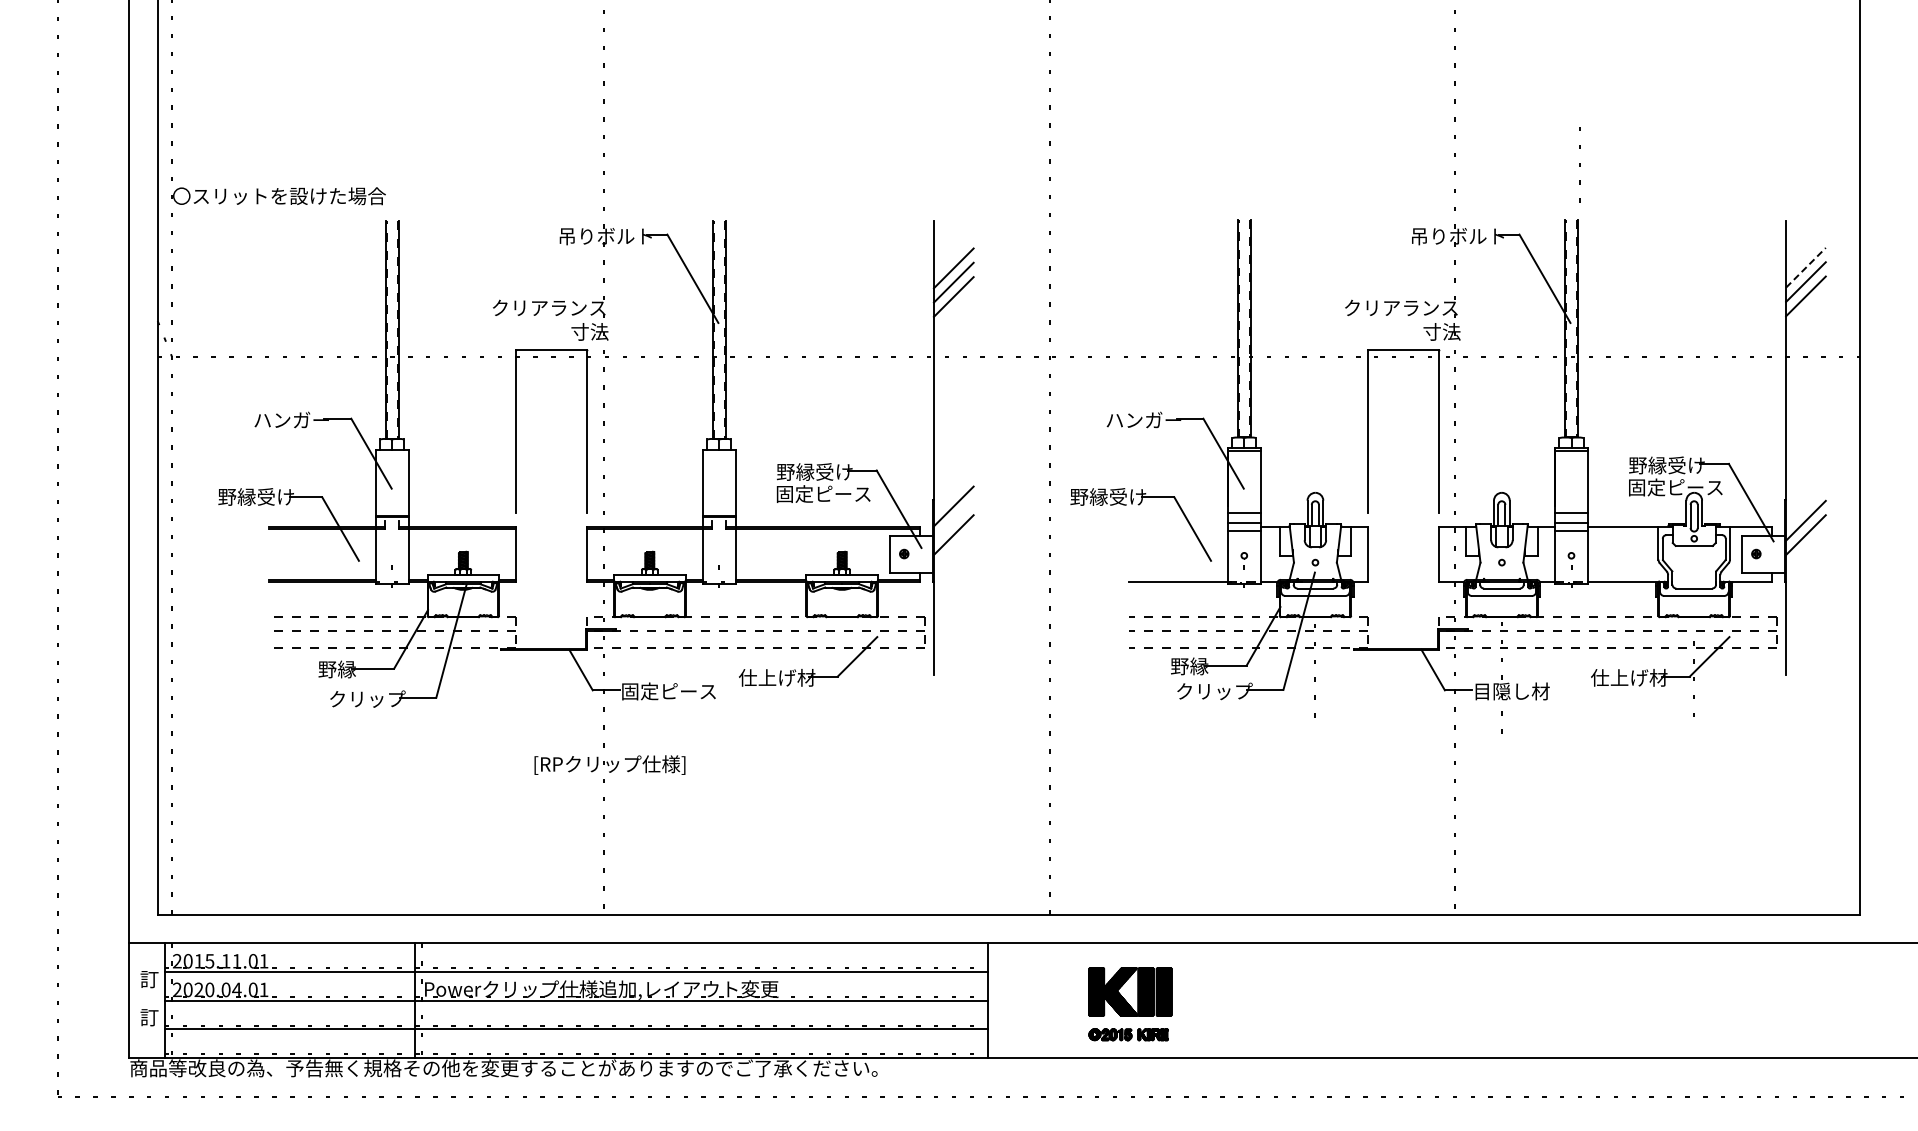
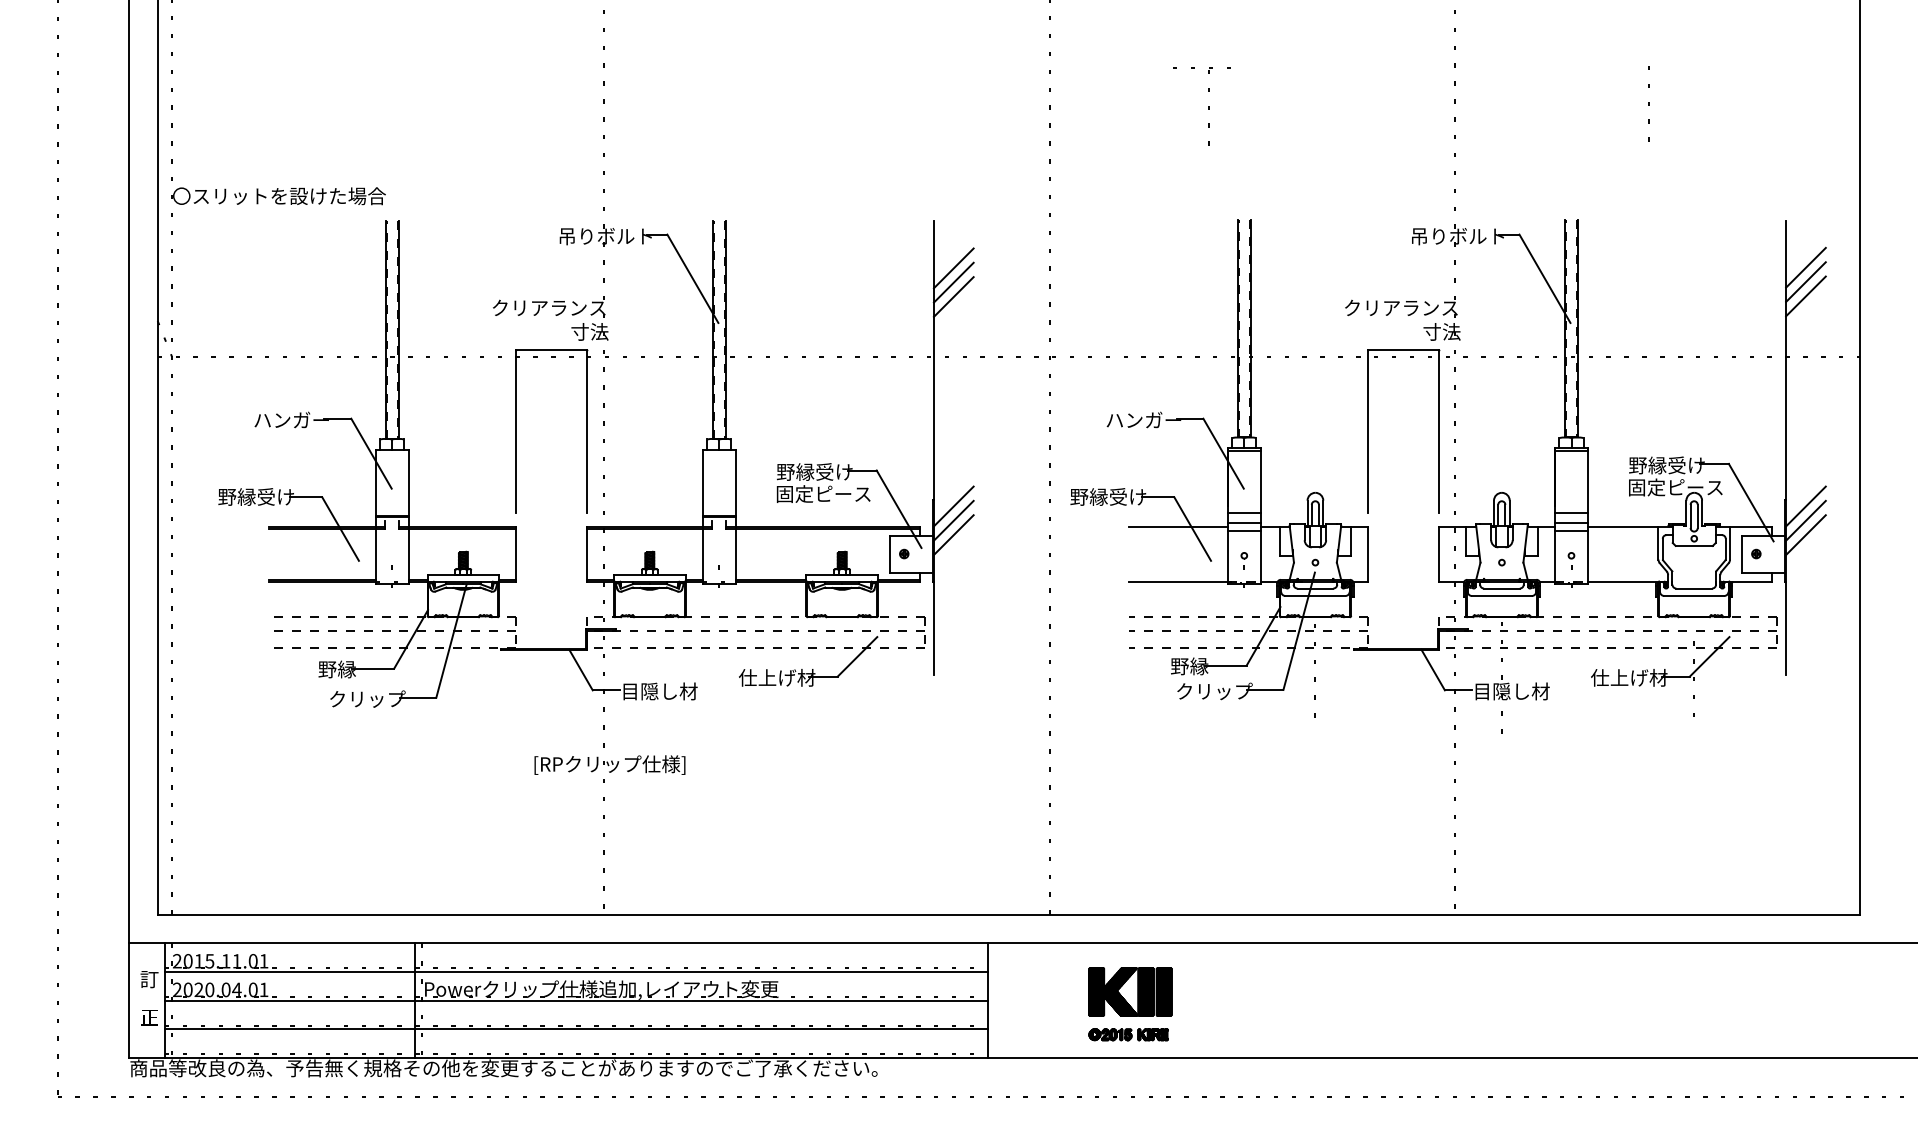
part: none -> present (1208, 106)
line position: (1579, 164) -> (1648, 103) (1648, 103)
line: dashed -> solid (1806, 267)
line: none -> present (1805, 506)
line: none -> present (953, 520)
line: none -> present (1177, 527)
text: 固定ピース -> 目隠し材 (668, 691)
text: 訂 -> 正 (149, 1017)
